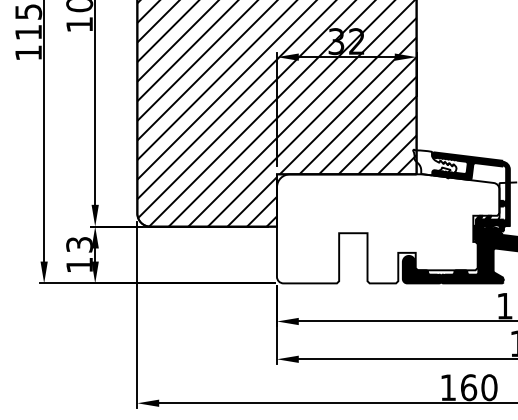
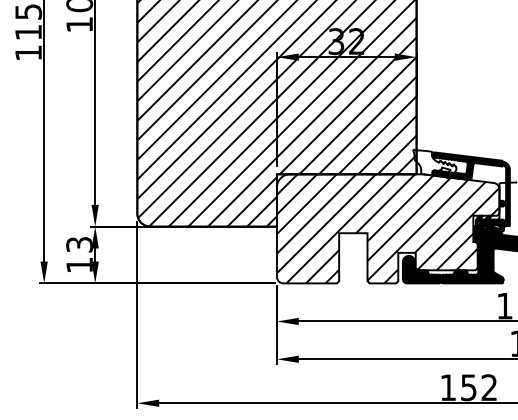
hatch: none -> present (387, 228)
text: 160 -> 152 (479, 387)
